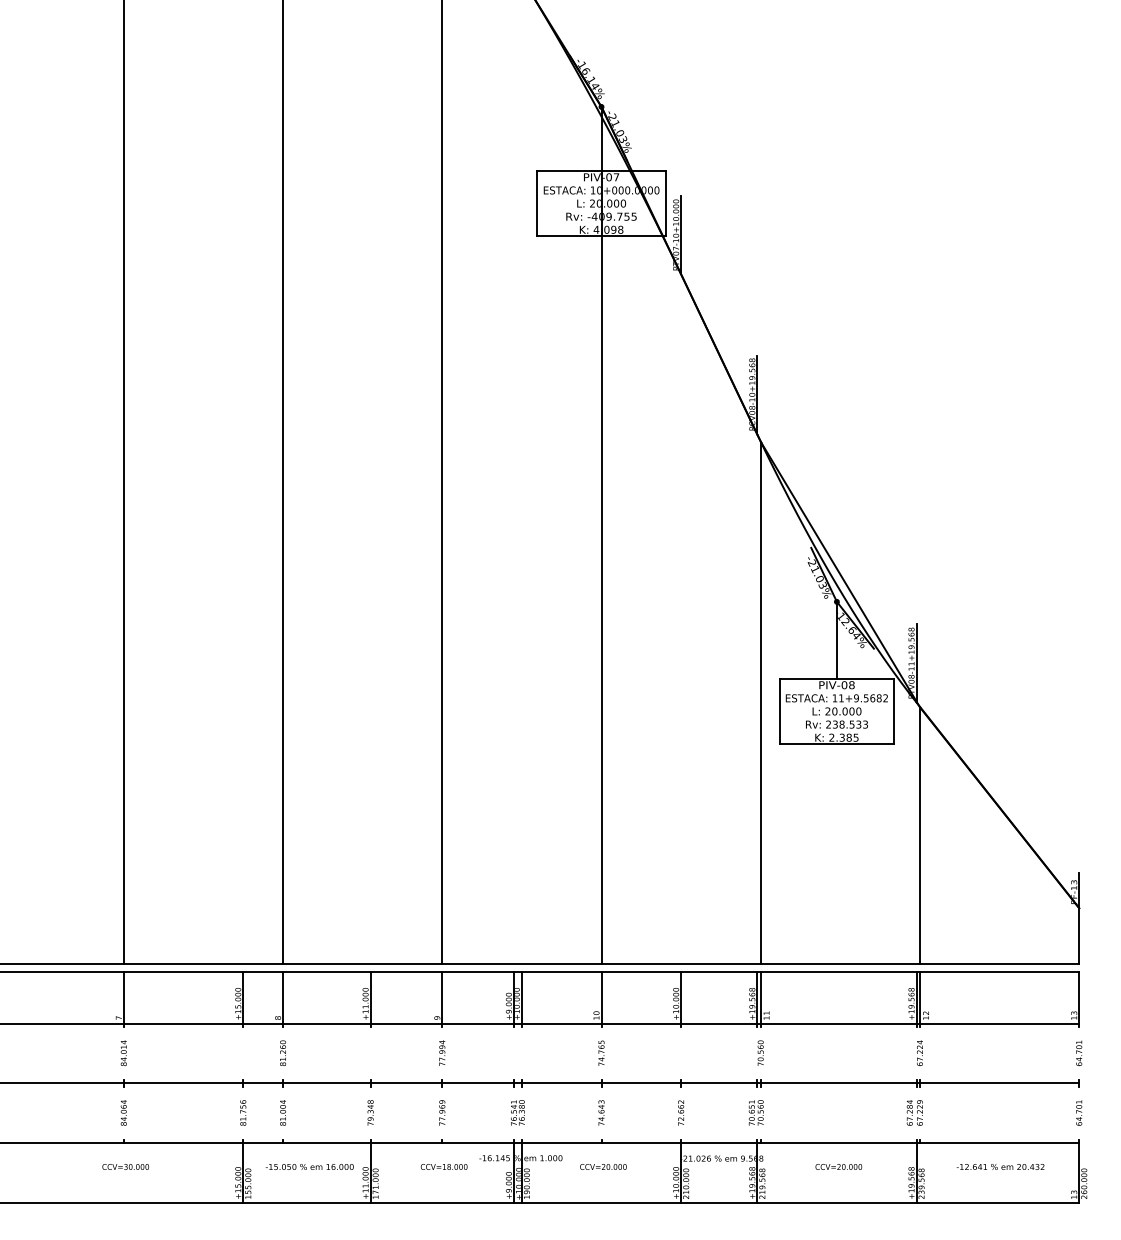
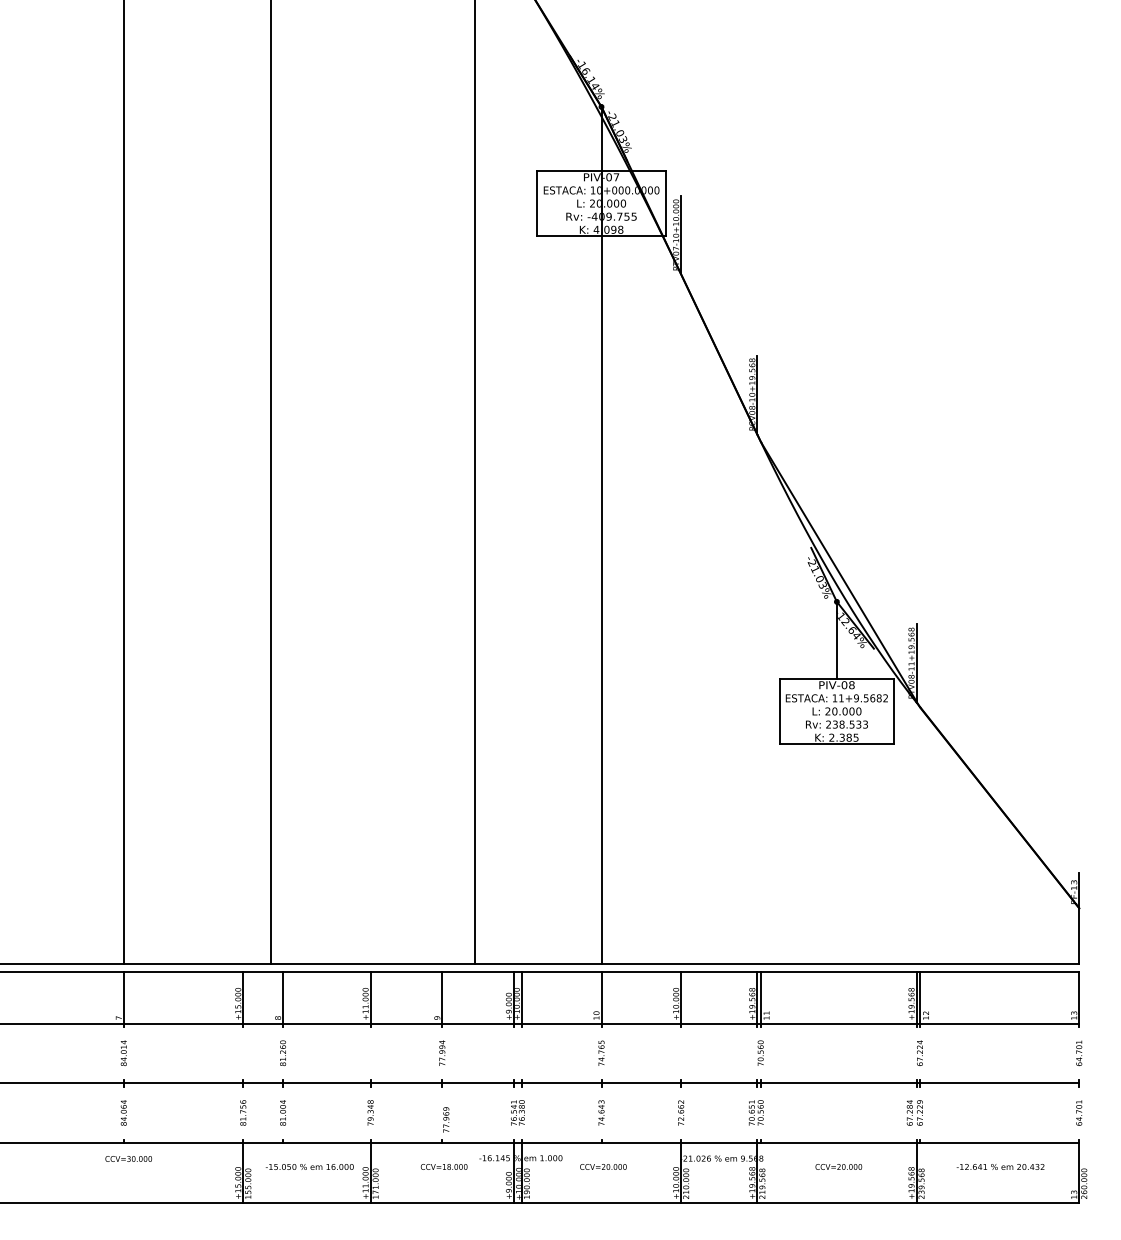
line position: (283, 482) -> (271, 482) (271, 482)
line position: (442, 482) -> (475, 482) (475, 482)
line: present -> none (760, 702)
line: present -> none (919, 835)
text position: (442, 1112) -> (446, 1119) (446, 1119)
text position: (125, 1166) -> (128, 1158) (128, 1158)
